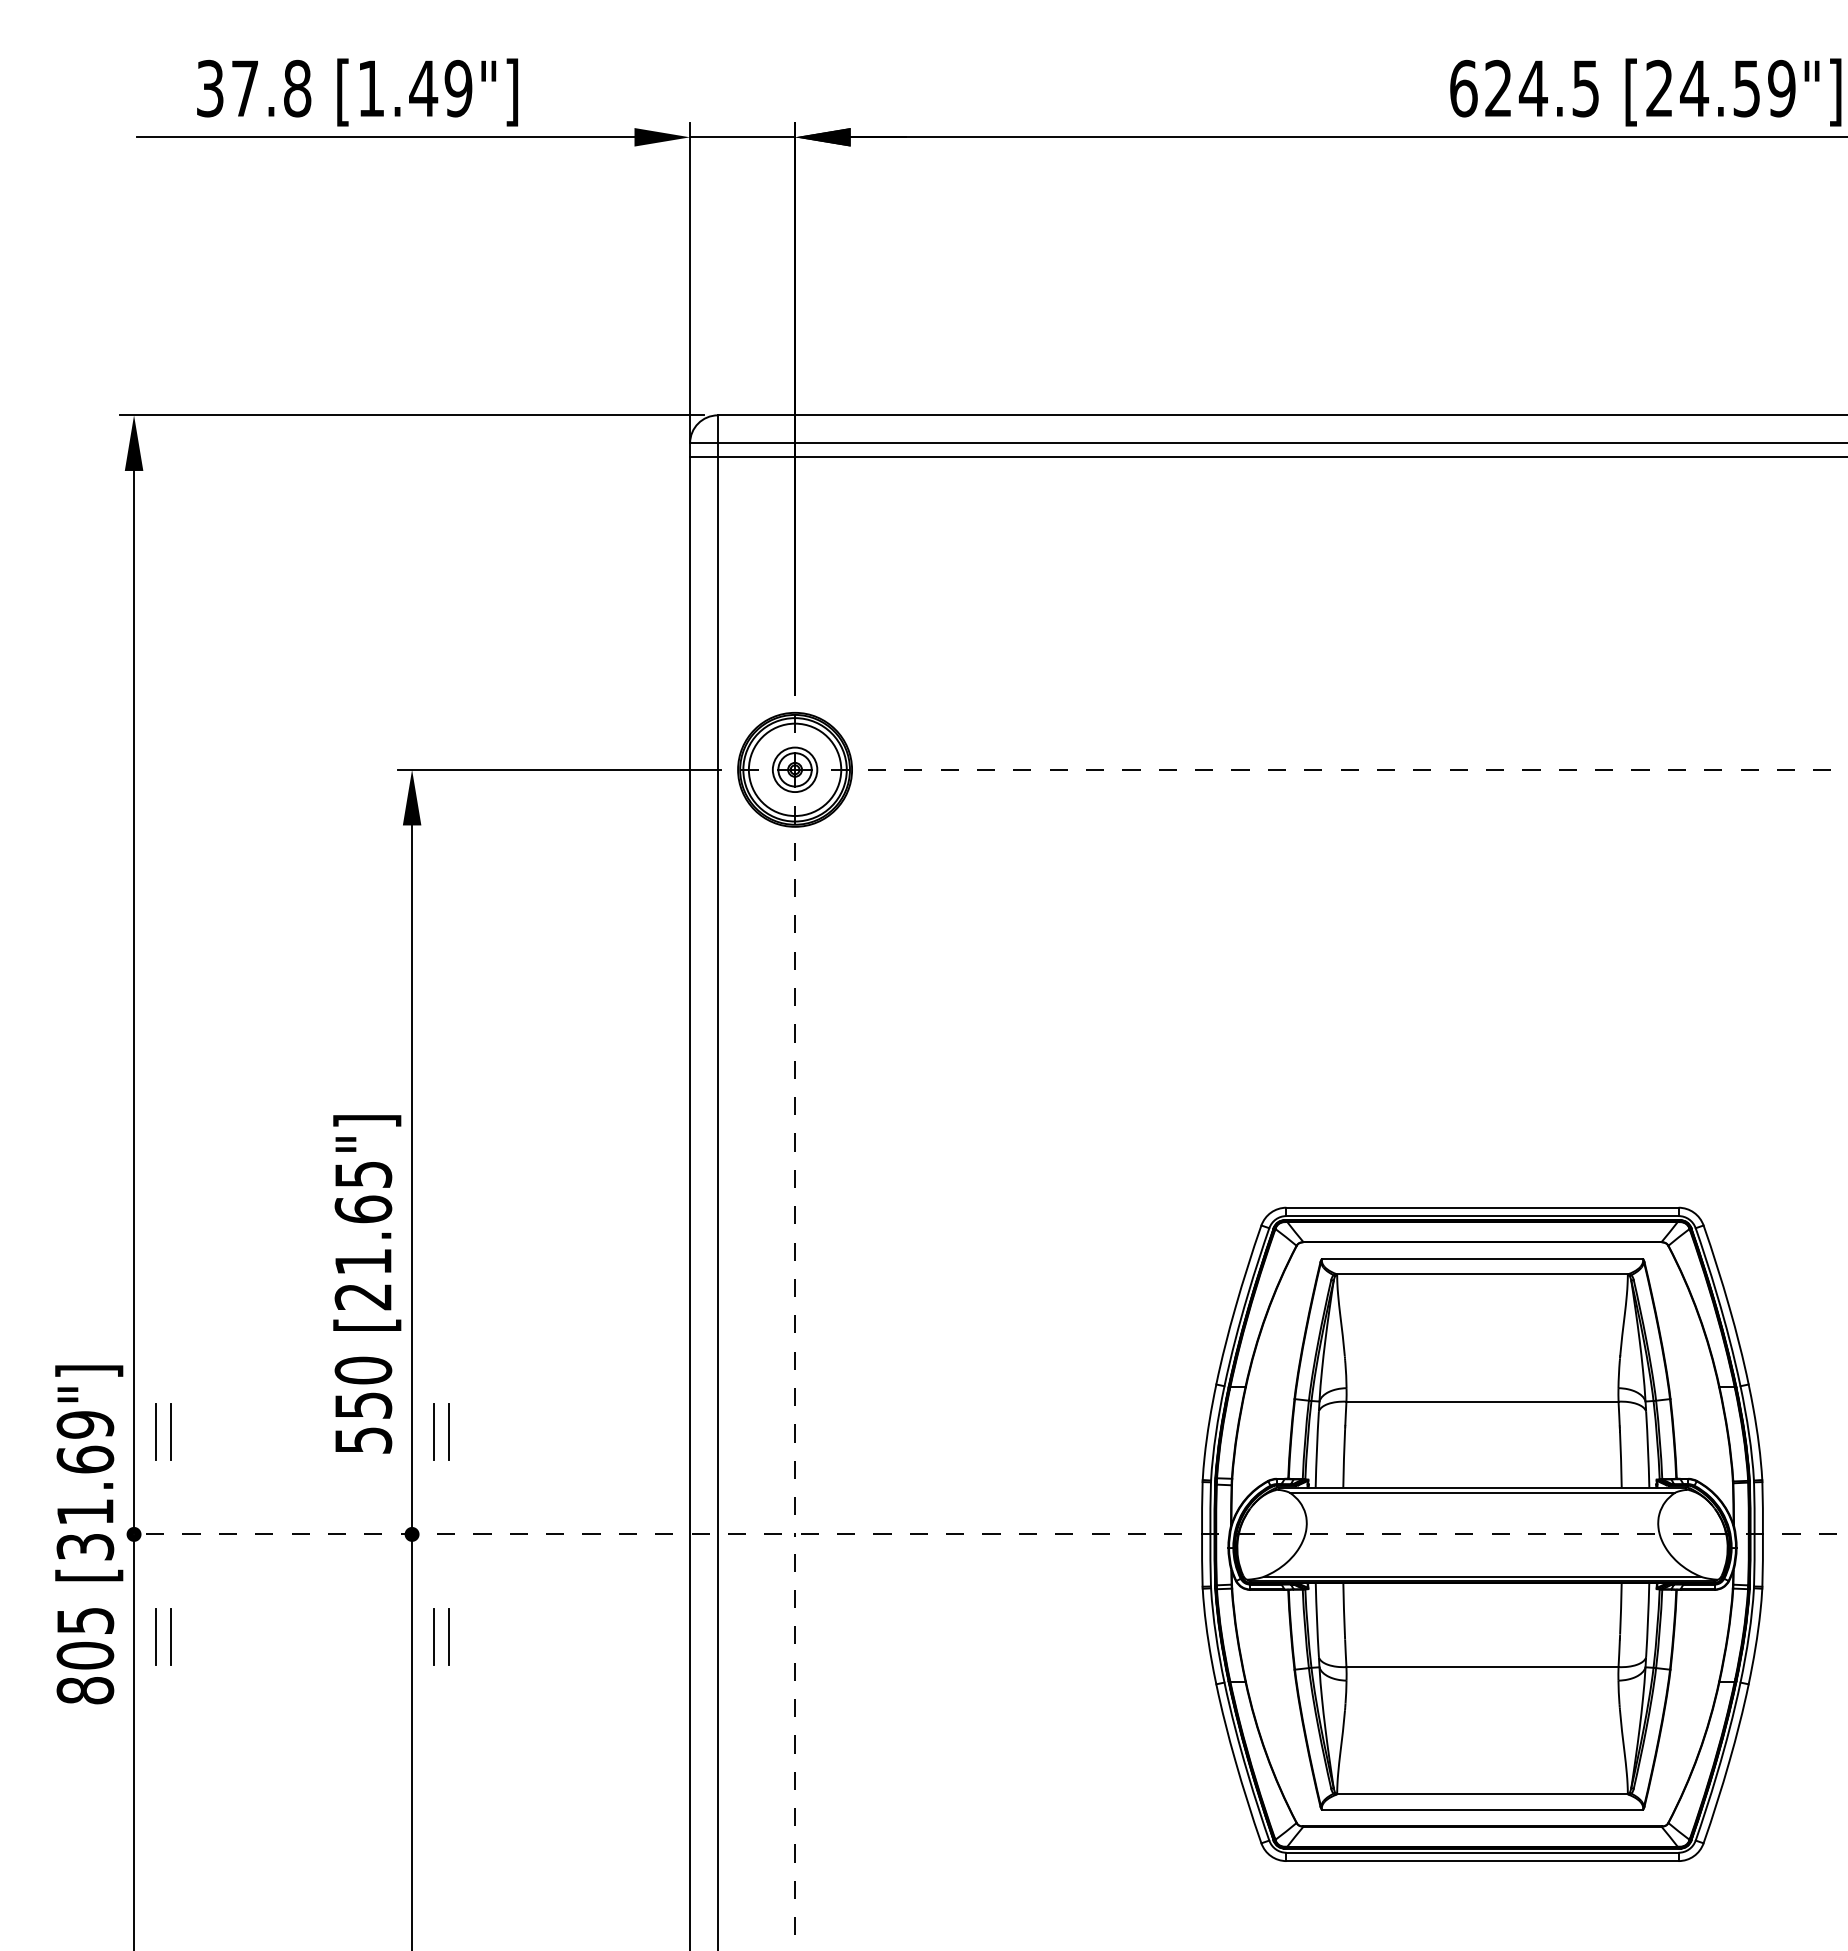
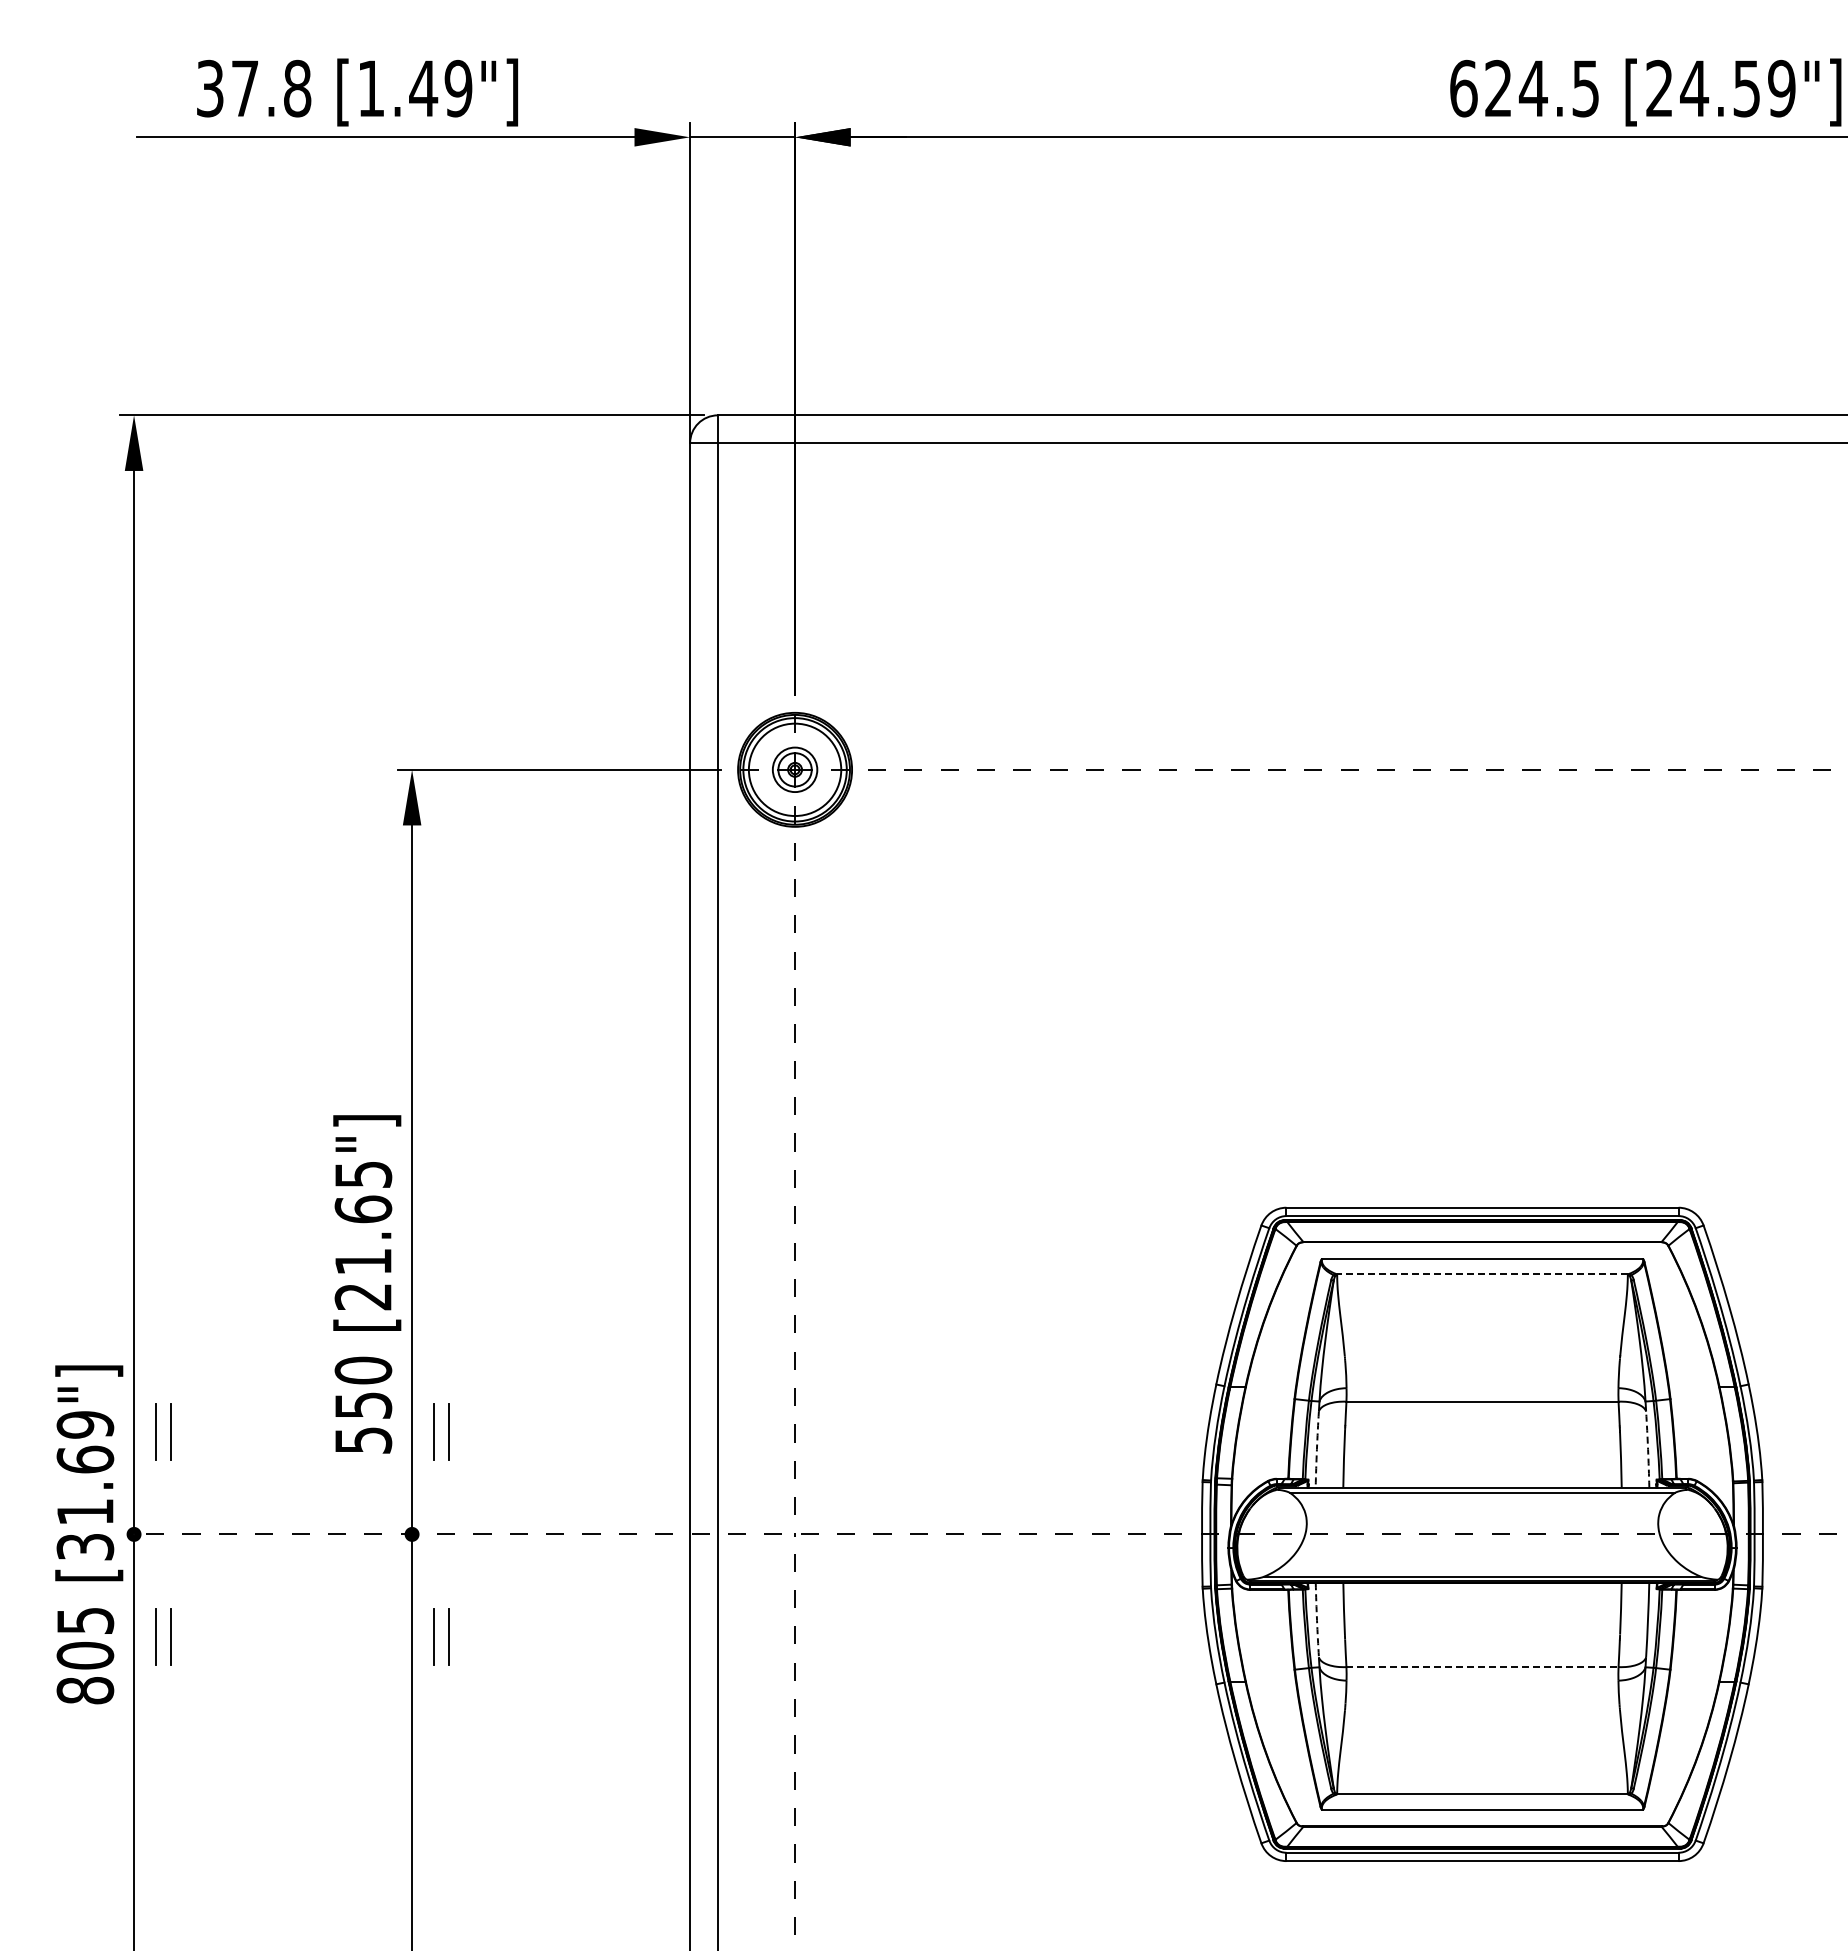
line: present -> none (1267, 457)
line: solid -> dashed (1482, 1274)
arc: solid -> dashed (1316, 1449)
arc: solid -> dashed (1648, 1449)
arc: solid -> dashed (1317, 1620)
line: solid -> dashed (1483, 1667)
